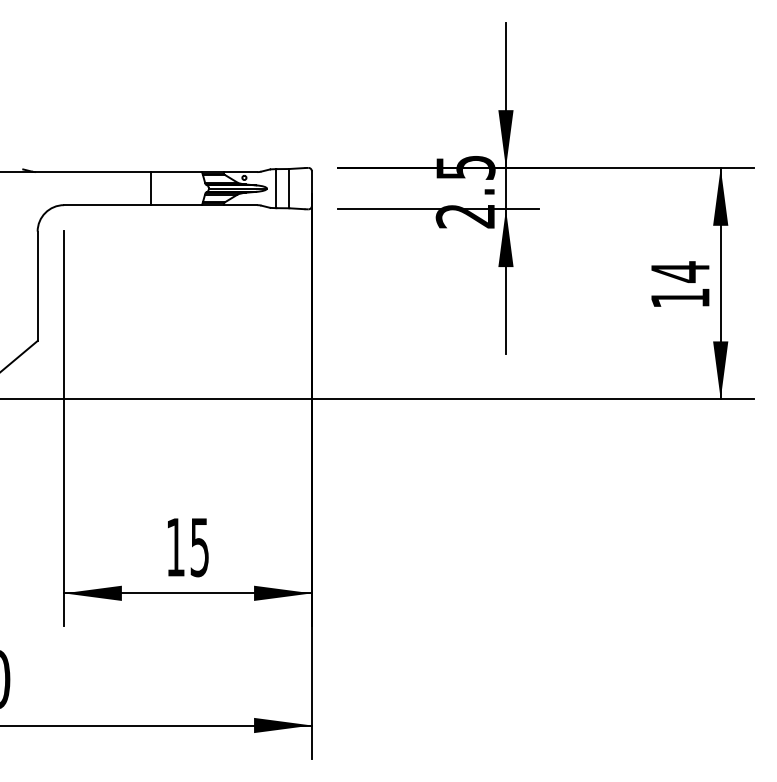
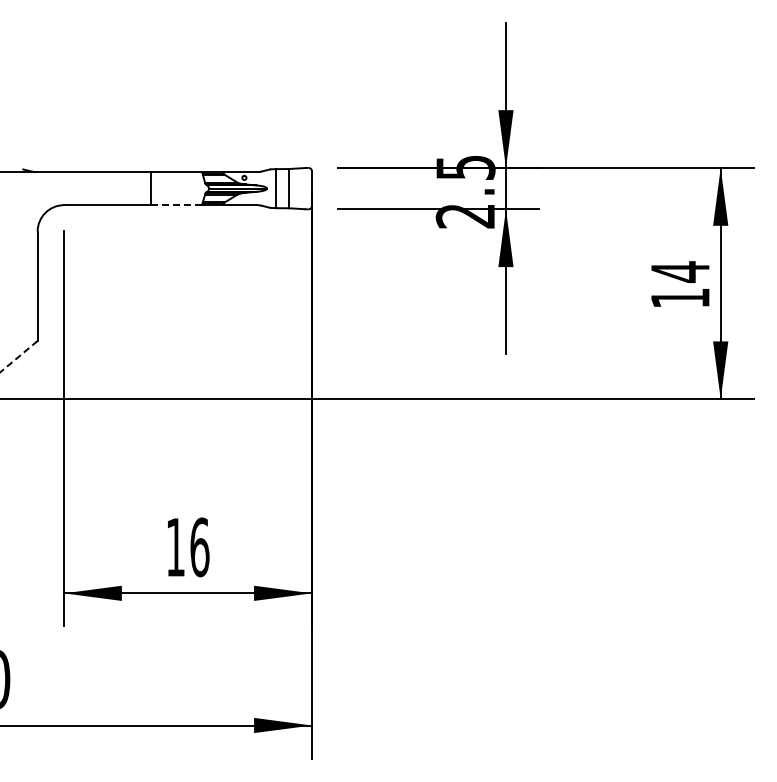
line: solid -> dashed (176, 205)
line: solid -> dashed (18, 356)
text: 15 -> 16 (199, 547)
